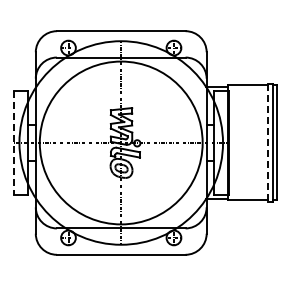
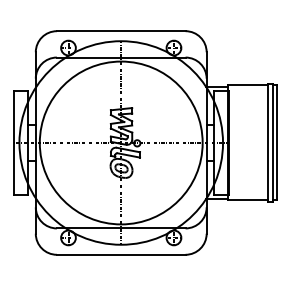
line: dashed -> solid (13, 143)
line: dashed -> solid (268, 143)
